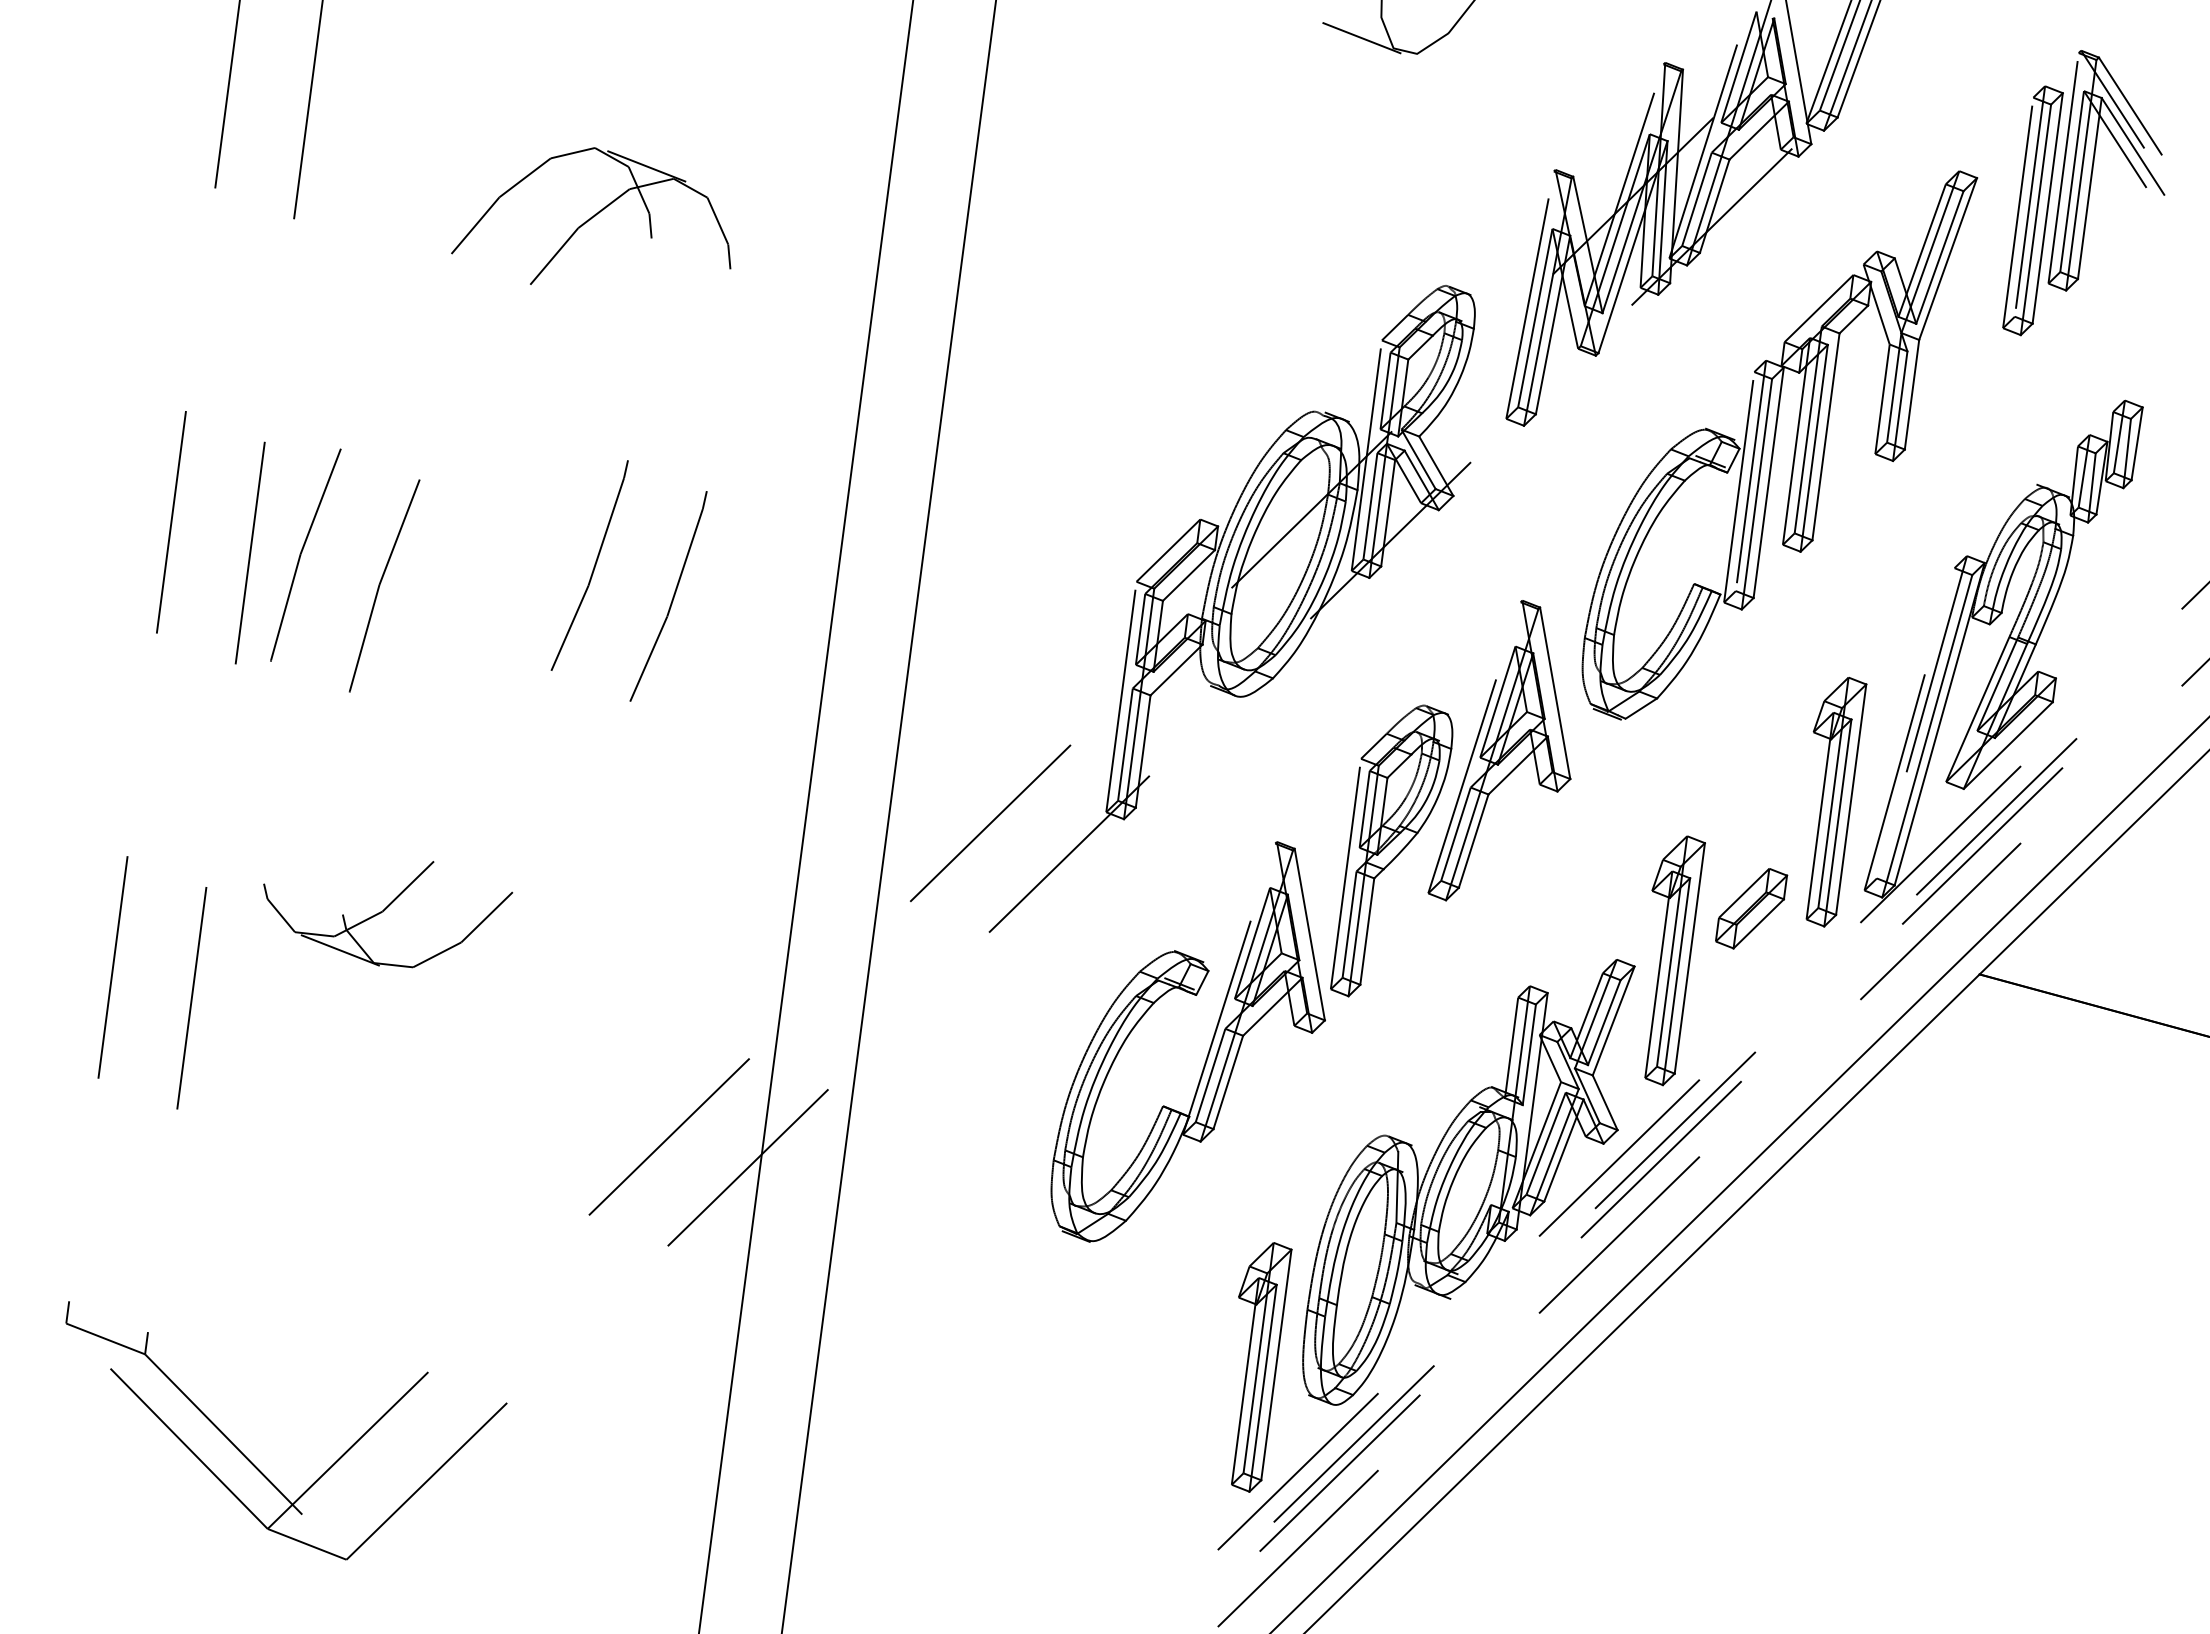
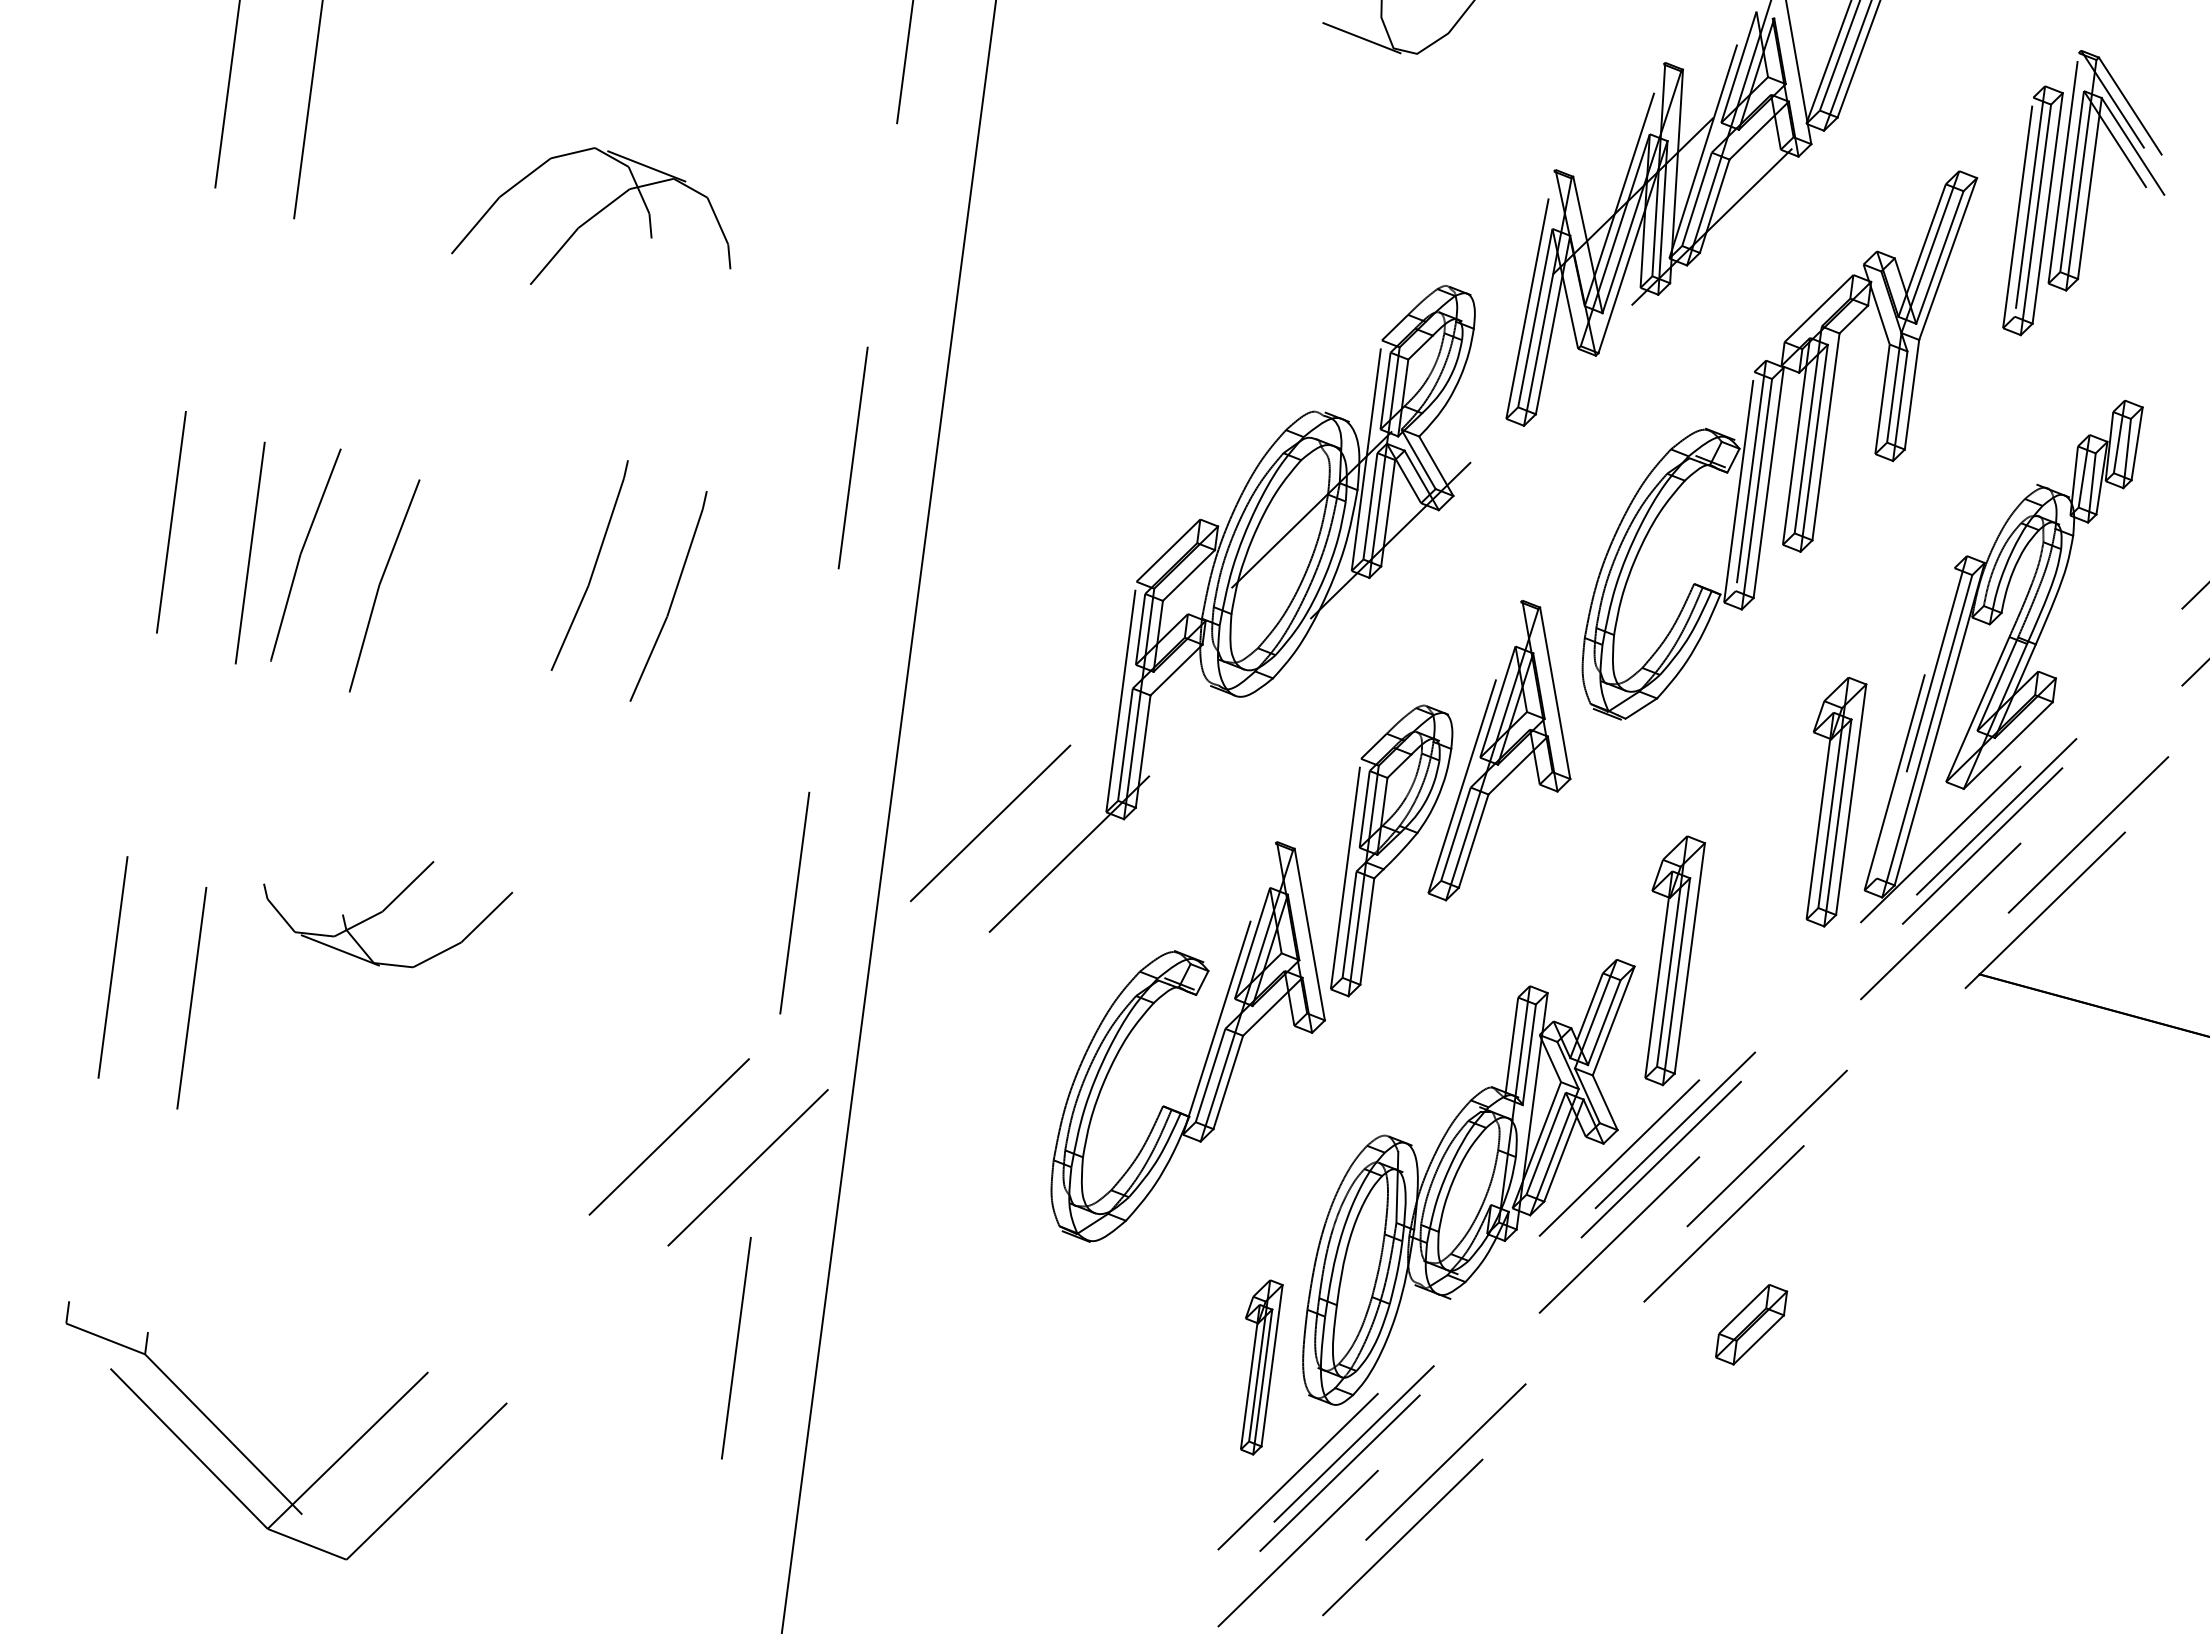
line: solid -> dashed (806, 817)
part position: (1751, 908) -> (1751, 1324) (1751, 1324)
line: solid -> dashed (1739, 1175)
line: solid -> dashed (1757, 1191)
part size: 62x251 px -> 44x177 px (1261, 1367)
